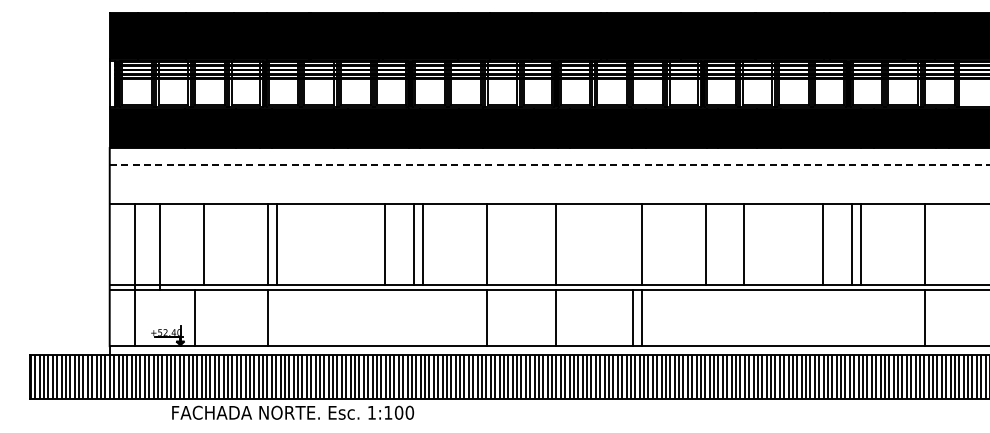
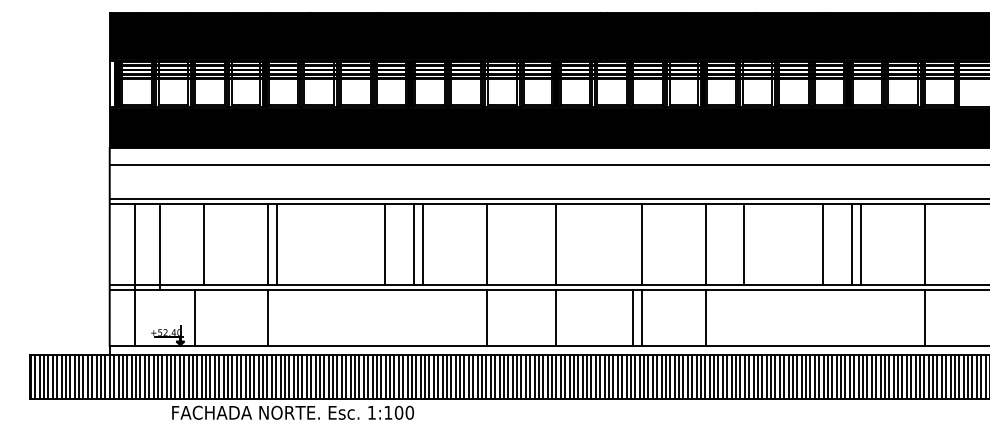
line: dashed -> solid (549, 164)
line: none -> present (547, 199)
line: none -> present (706, 317)
